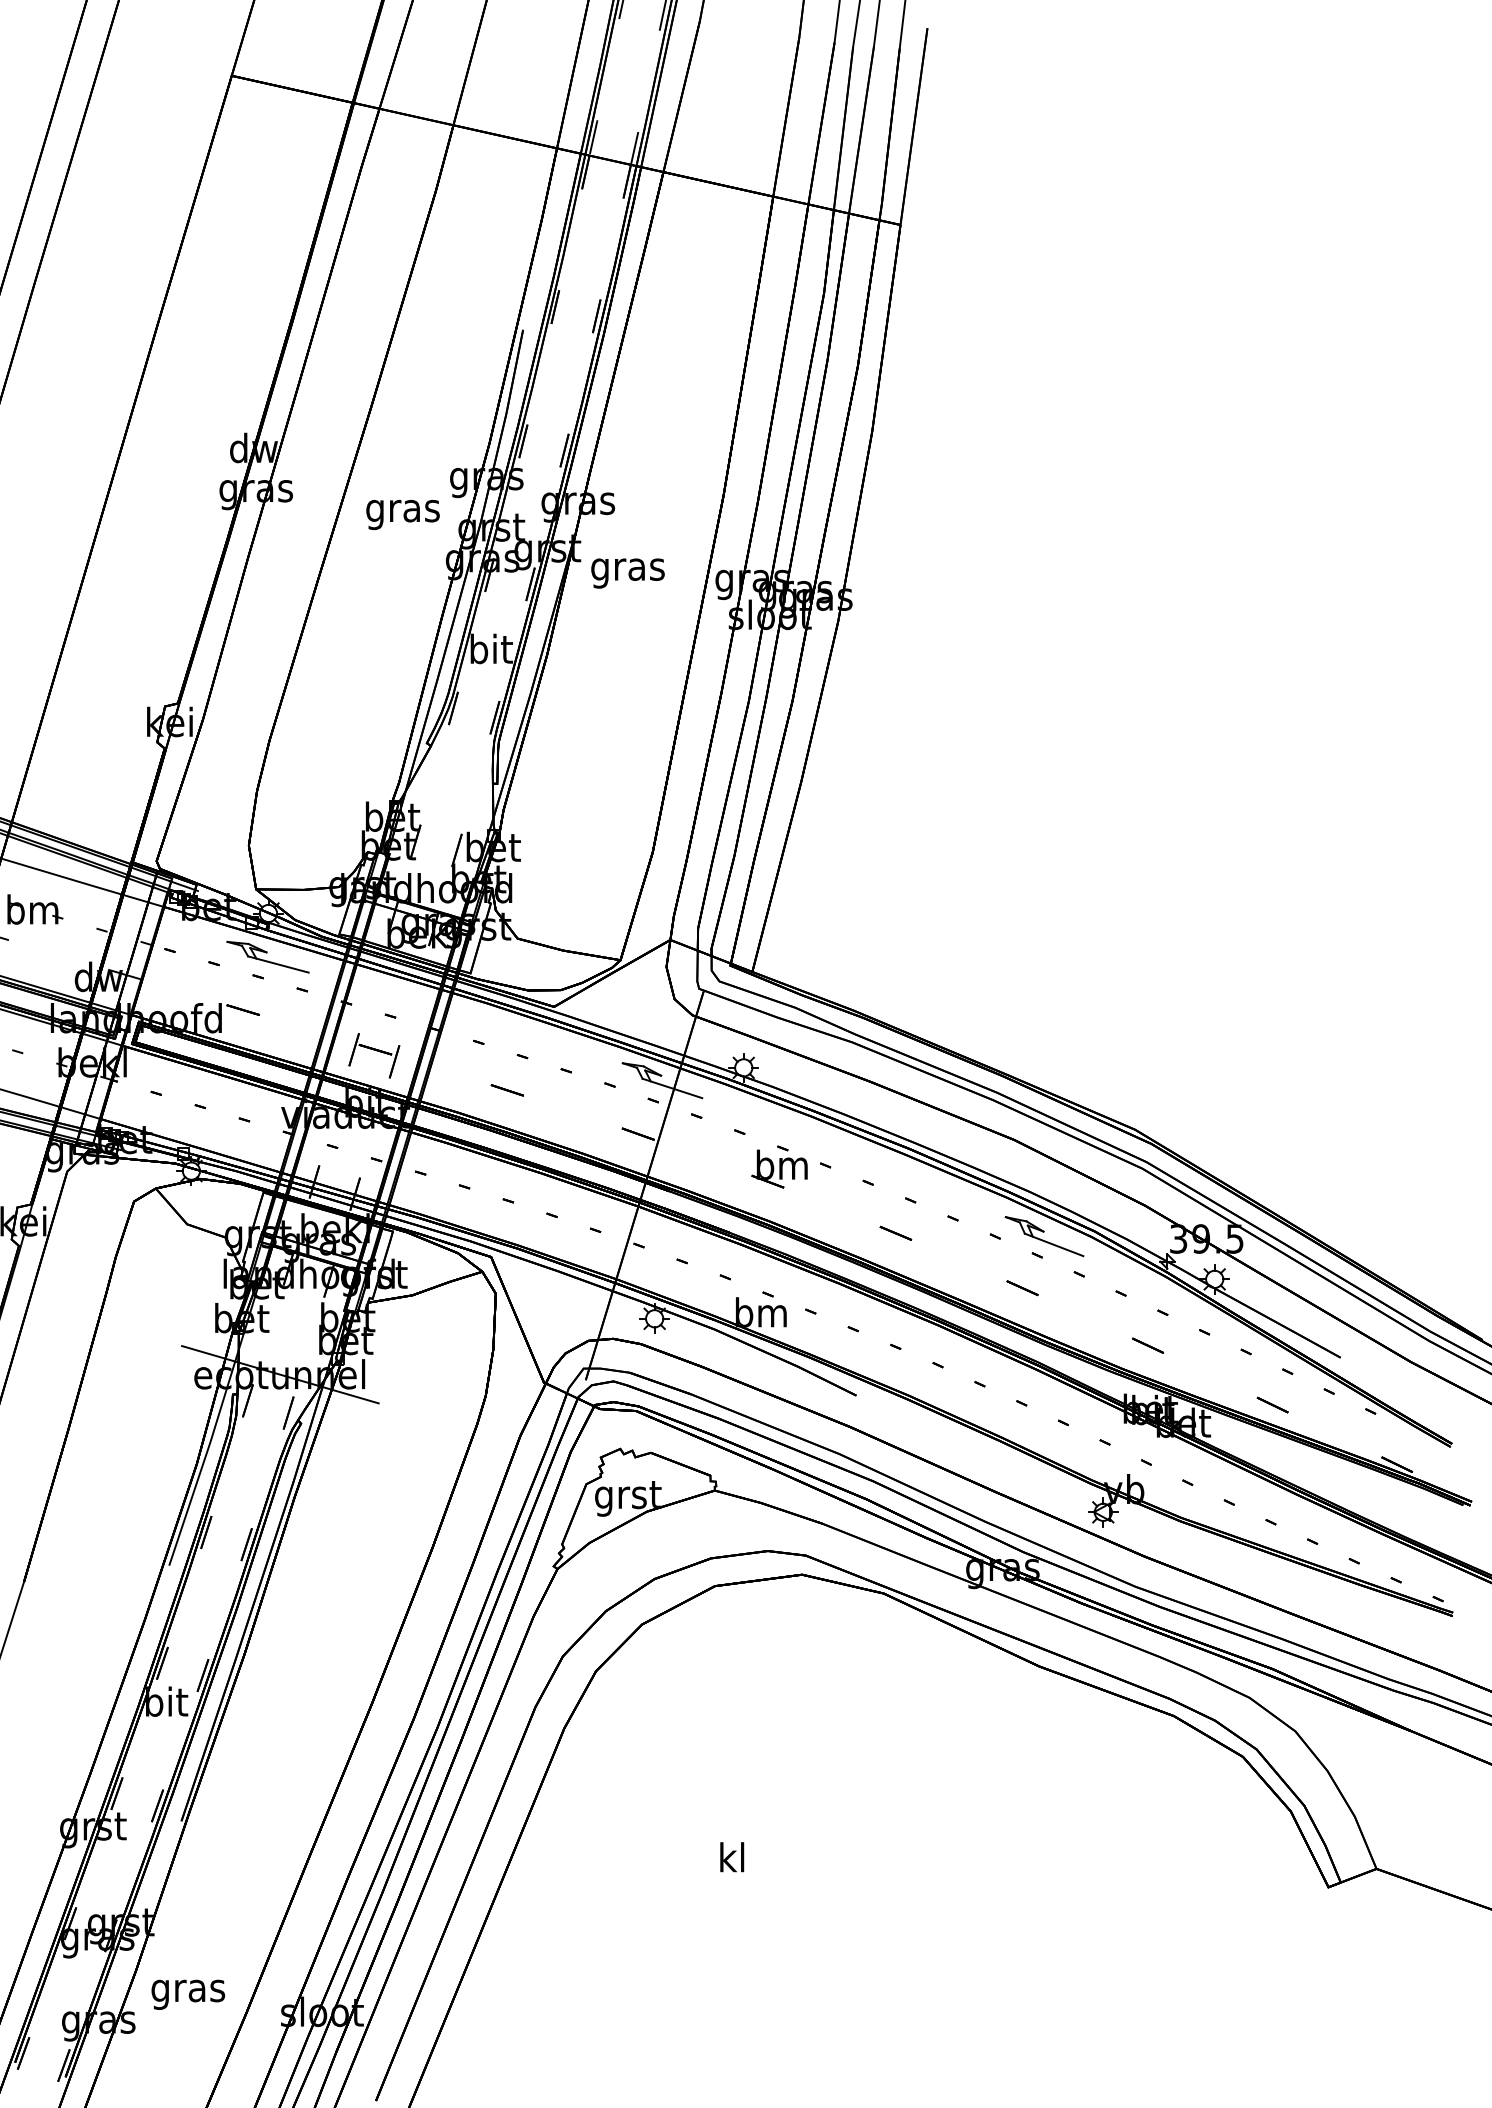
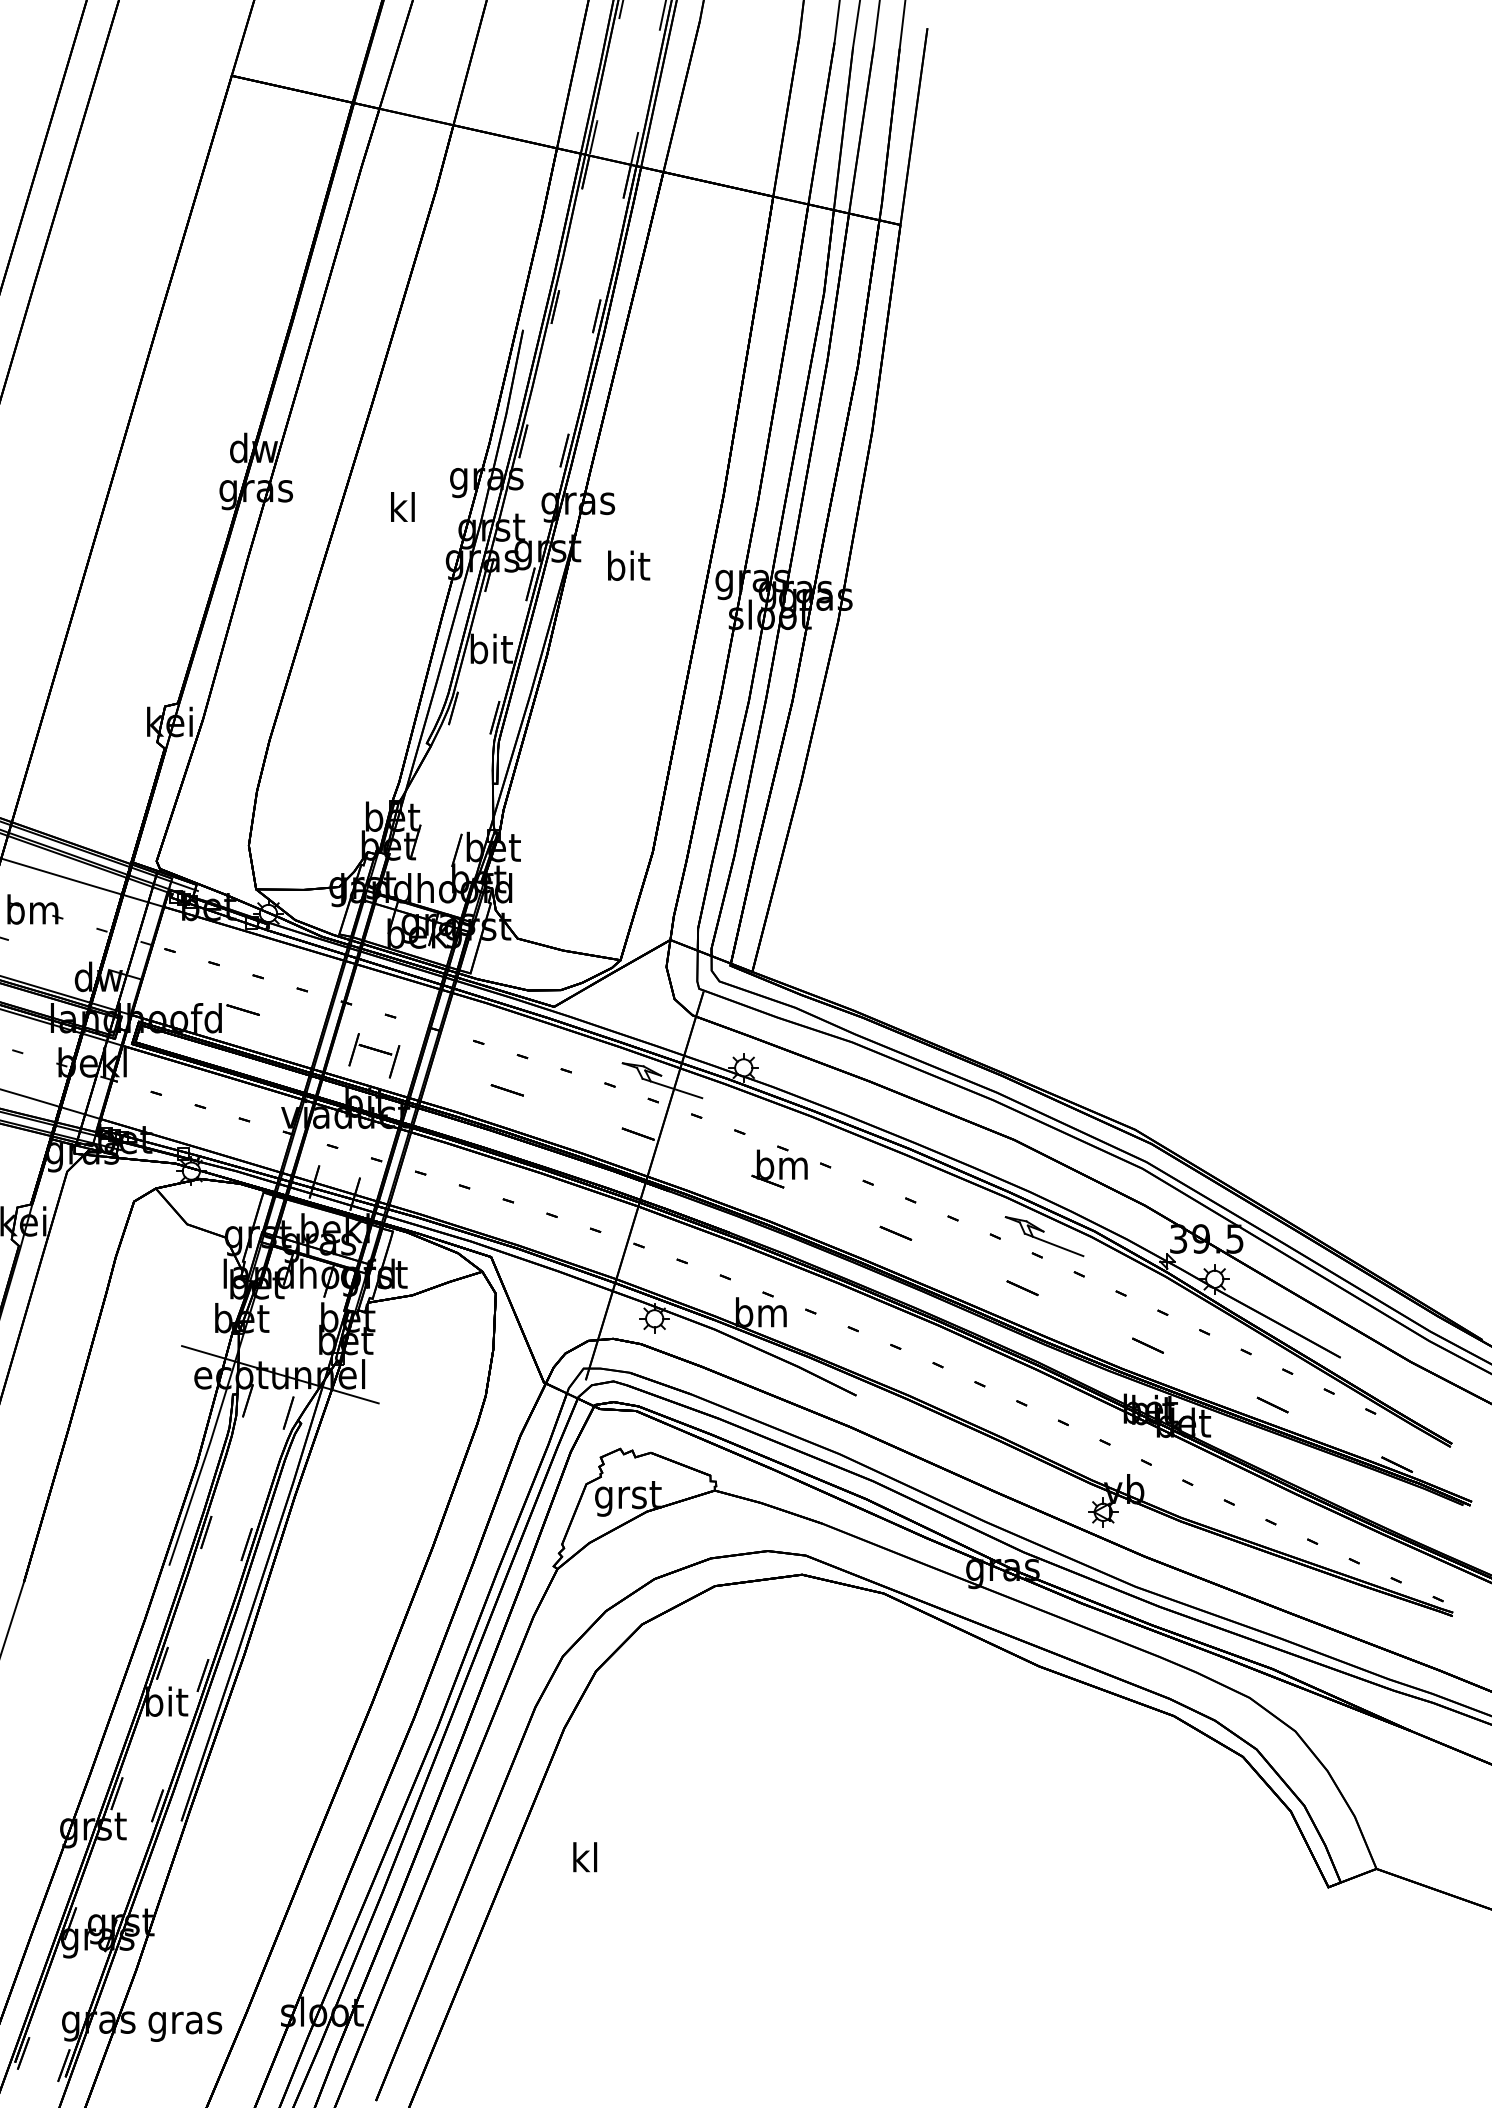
text: gras -> kl (402, 511)
text: gras -> bit (627, 569)
part: present -> none (267, 957)
text position: (732, 1857) -> (585, 1857) (585, 1857)
text position: (188, 1994) -> (185, 2026) (185, 2026)
